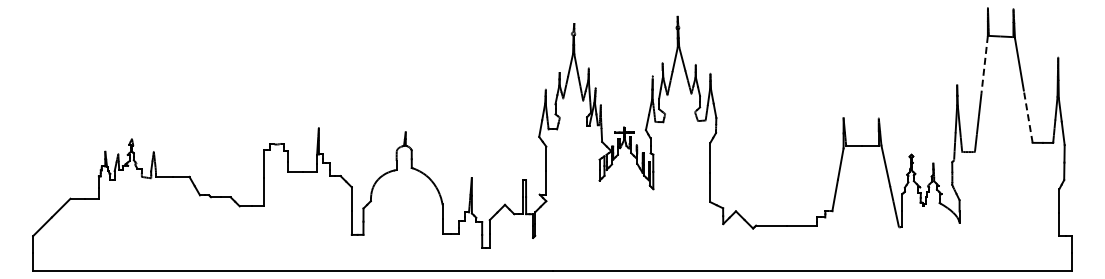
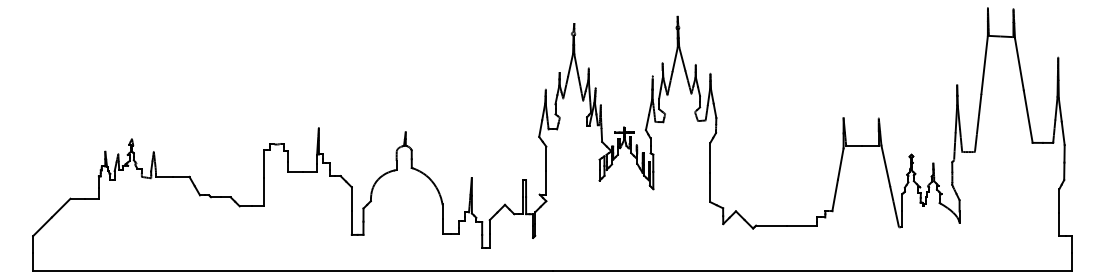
line: dashed -> solid (984, 65)
line: dashed -> solid (1028, 116)
